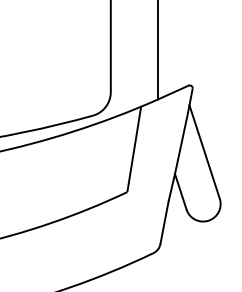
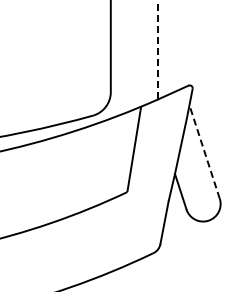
line: solid -> dashed (158, 49)
line: solid -> dashed (204, 151)
